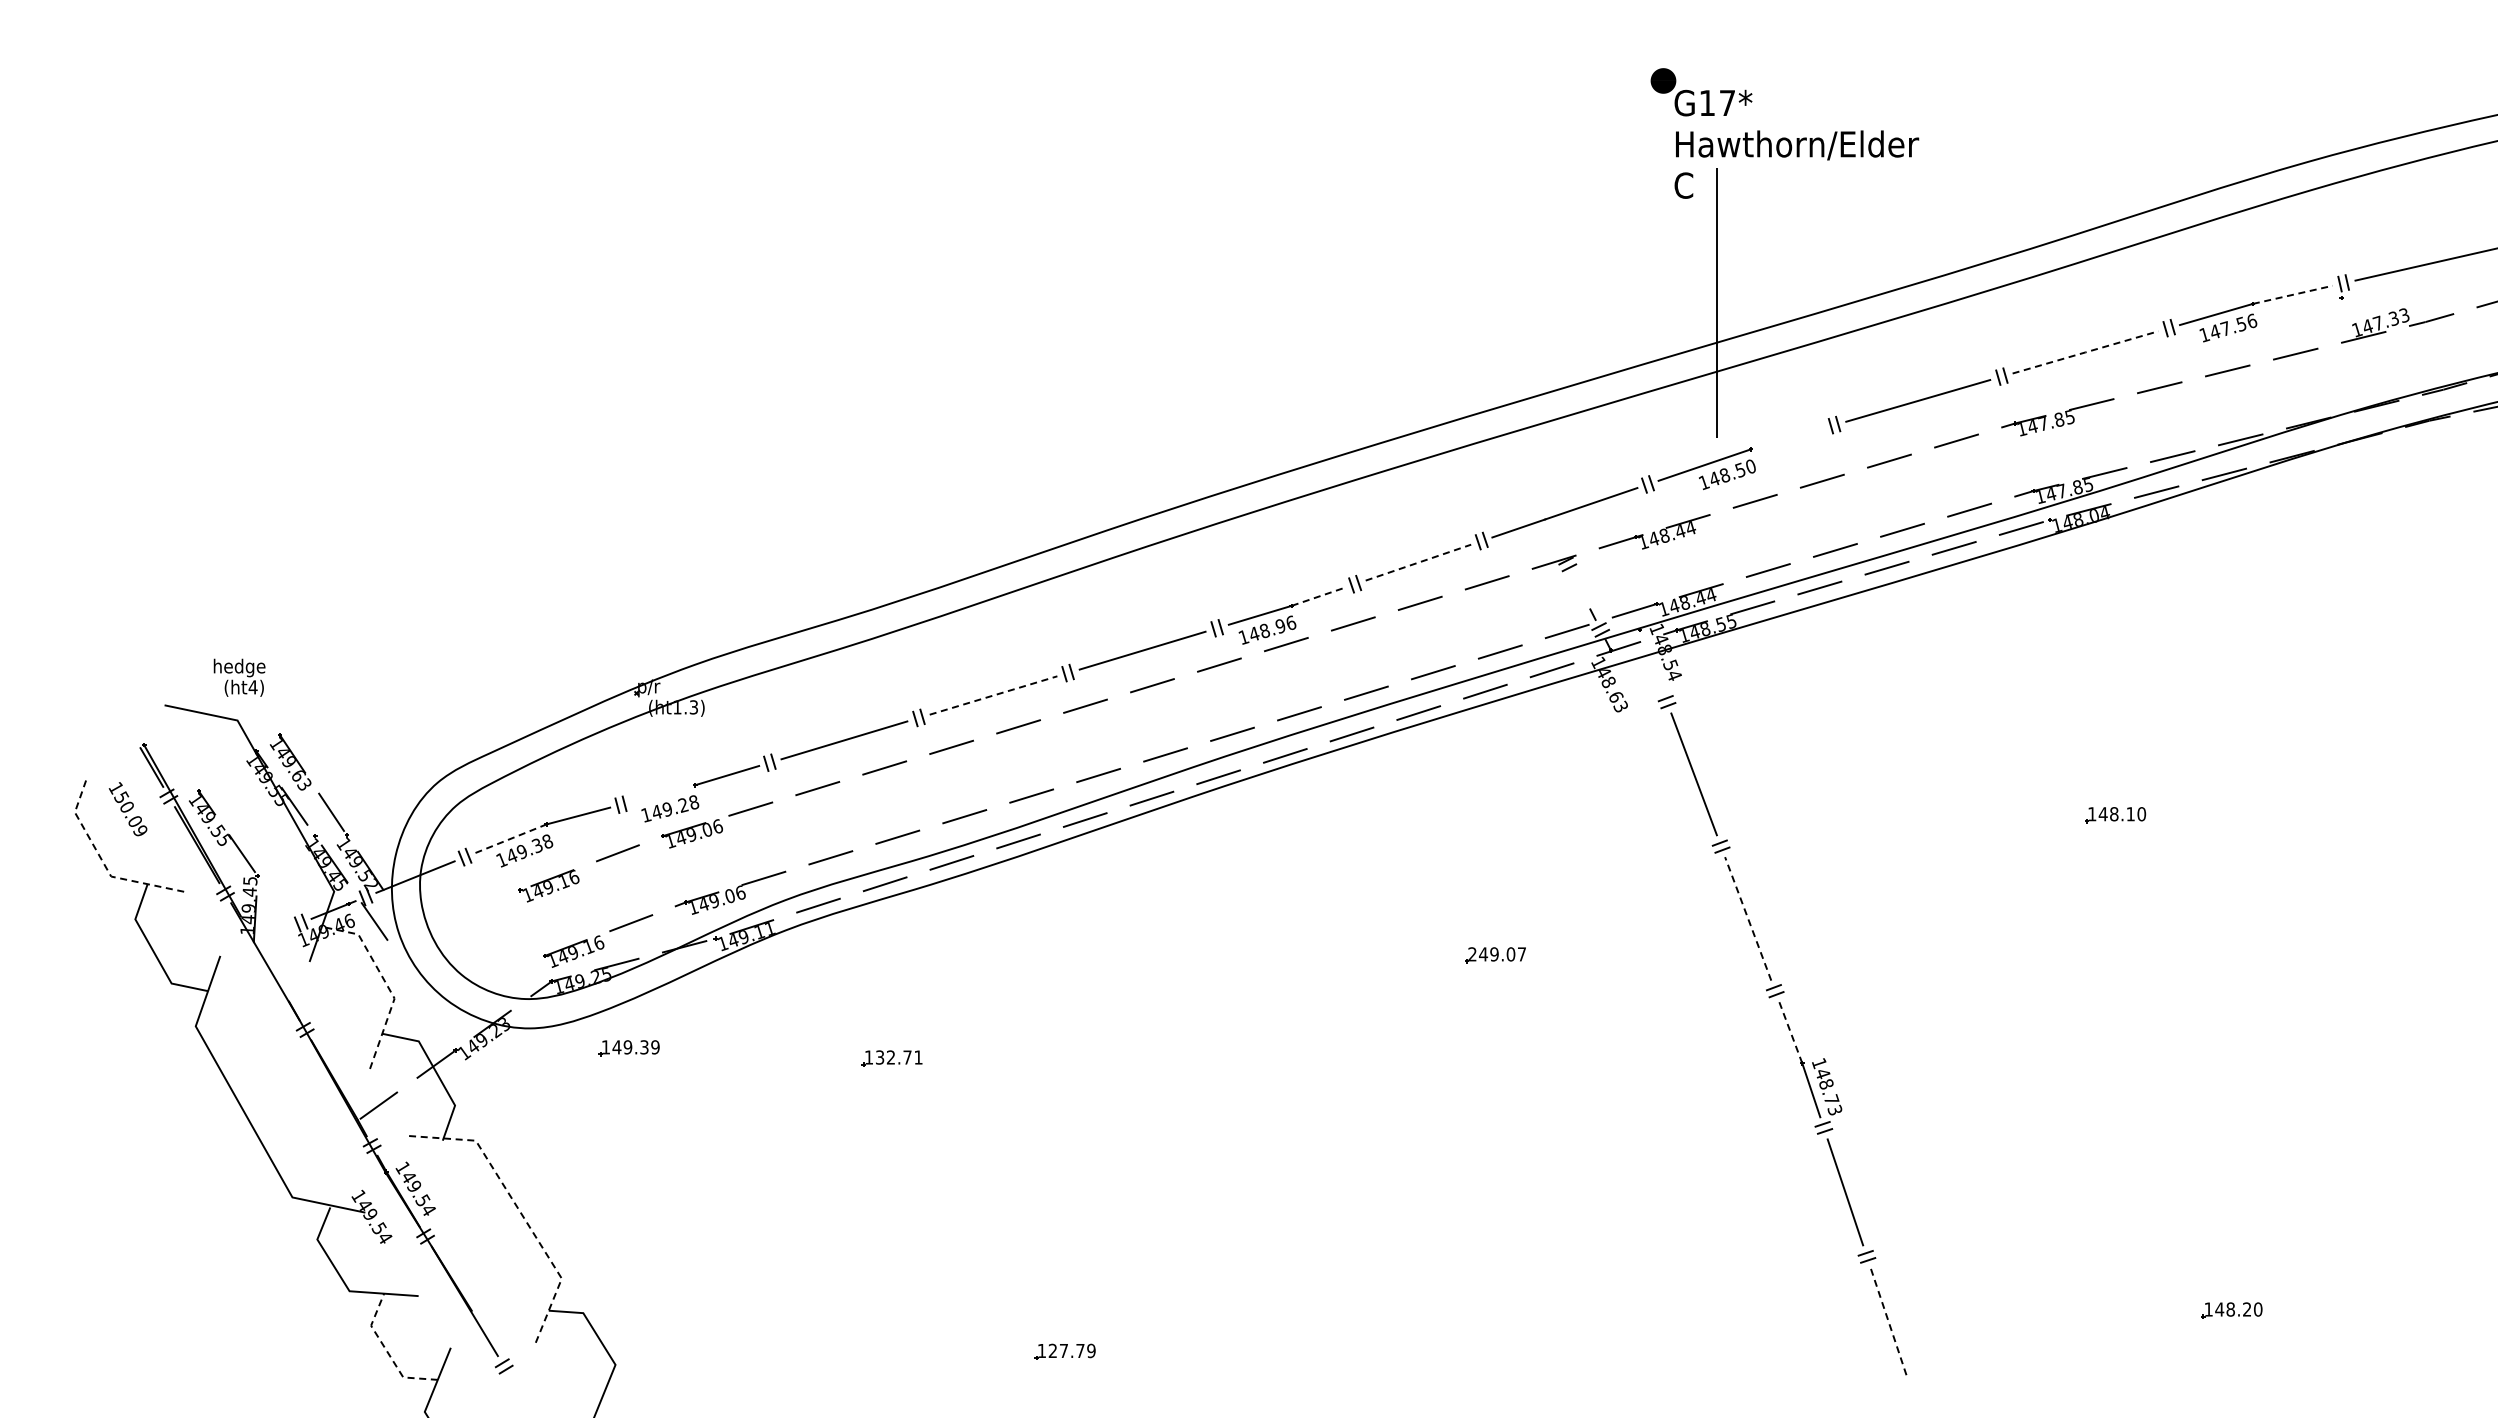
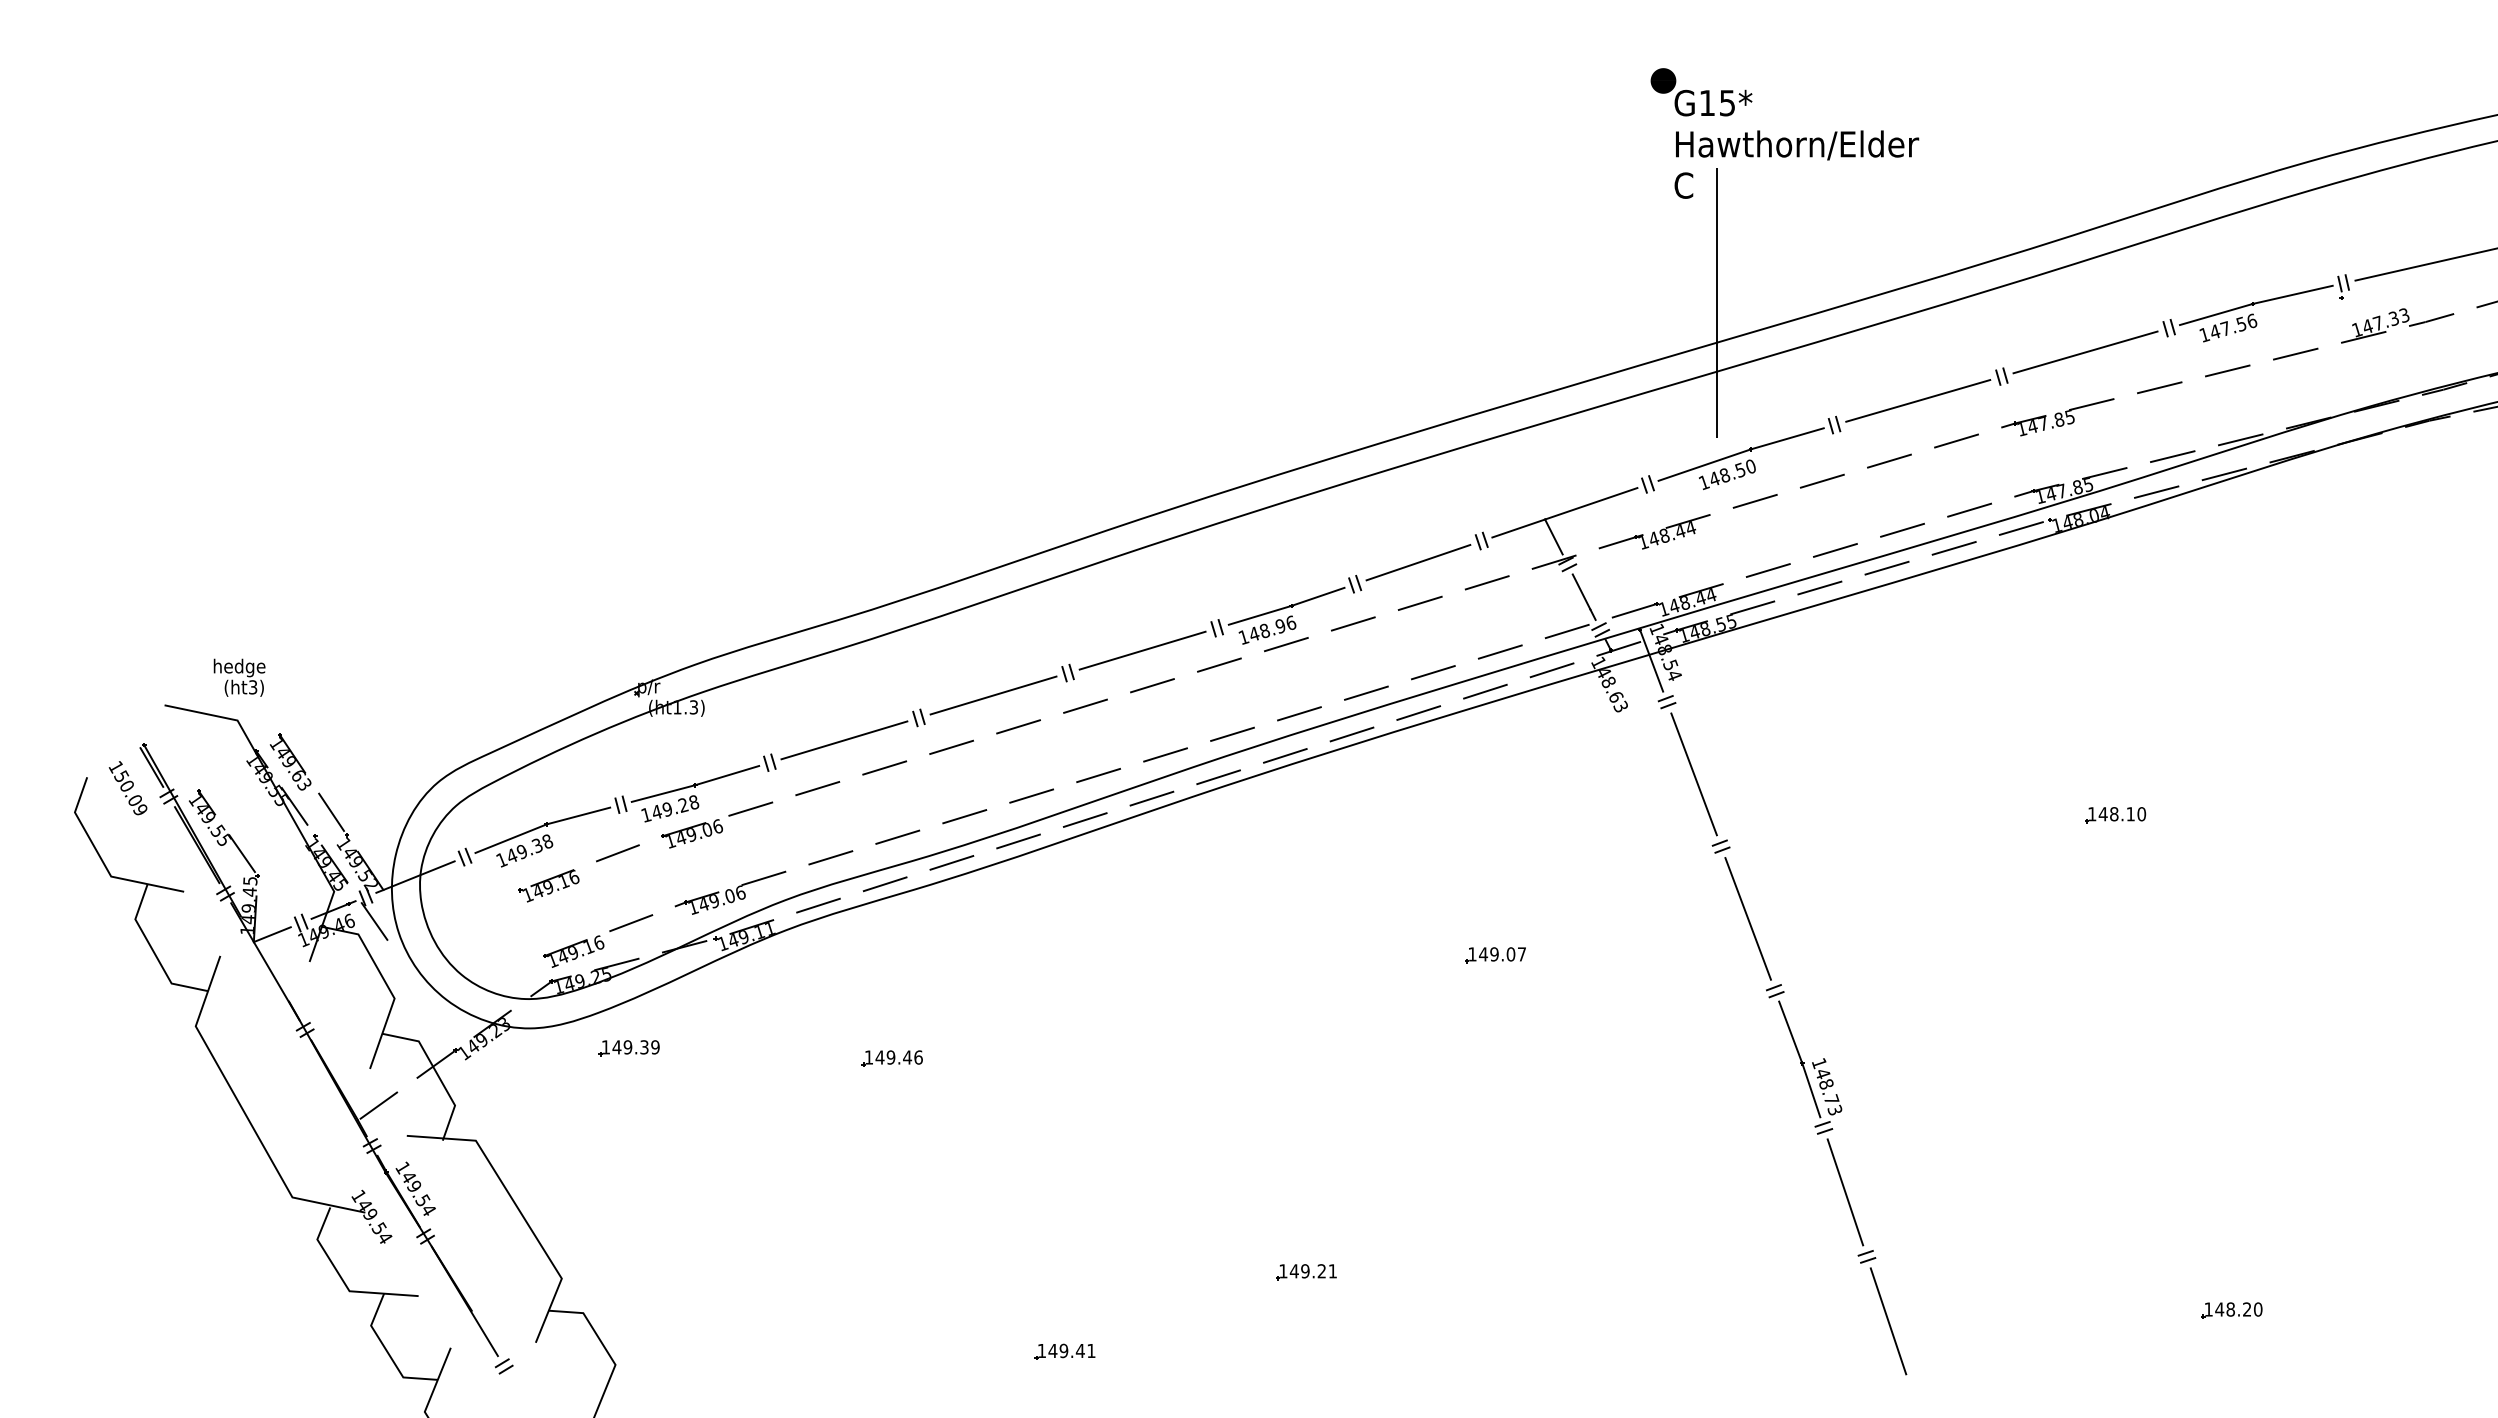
text: G17* -> G15* (1727, 103)
line: dashed -> solid (2292, 294)
line: dashed -> solid (2085, 352)
line: none -> present (1786, 438)
line: none -> present (1553, 536)
line: dashed -> solid (1418, 562)
line: none -> present (1581, 591)
line: dashed -> solid (1318, 596)
line: none -> present (1651, 660)
text: (ht4) -> (ht3) (252, 687)
line: dashed -> solid (993, 695)
line: none -> present (663, 793)
text position: (127, 809) -> (127, 788) (127, 788)
line: dashed -> solid (511, 838)
line: dashed -> solid (101, 860)
line: dashed -> solid (1748, 918)
line: none -> present (271, 934)
text: 249.07 -> 149.07 (1472, 954)
line: dashed -> solid (385, 982)
line: dashed -> solid (1790, 1032)
text: 132.71 -> 149.46 (898, 1057)
line: dashed -> solid (518, 1209)
part: none -> present (1306, 1272)
line: dashed -> solid (1888, 1321)
text: 127.79 -> 149.41 (1071, 1350)
line: dashed -> solid (386, 1351)
